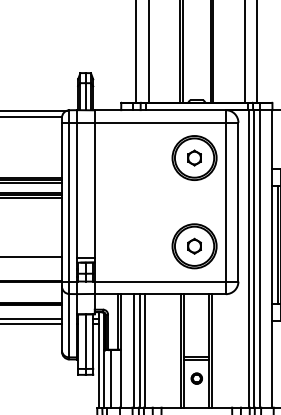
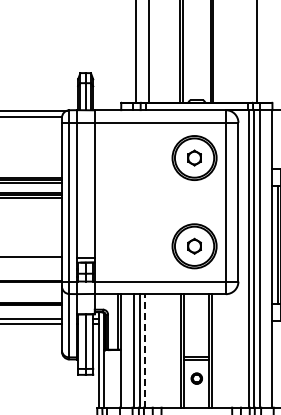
line: present -> none (244, 52)
line: solid -> dashed (145, 350)
line: present -> none (110, 378)
